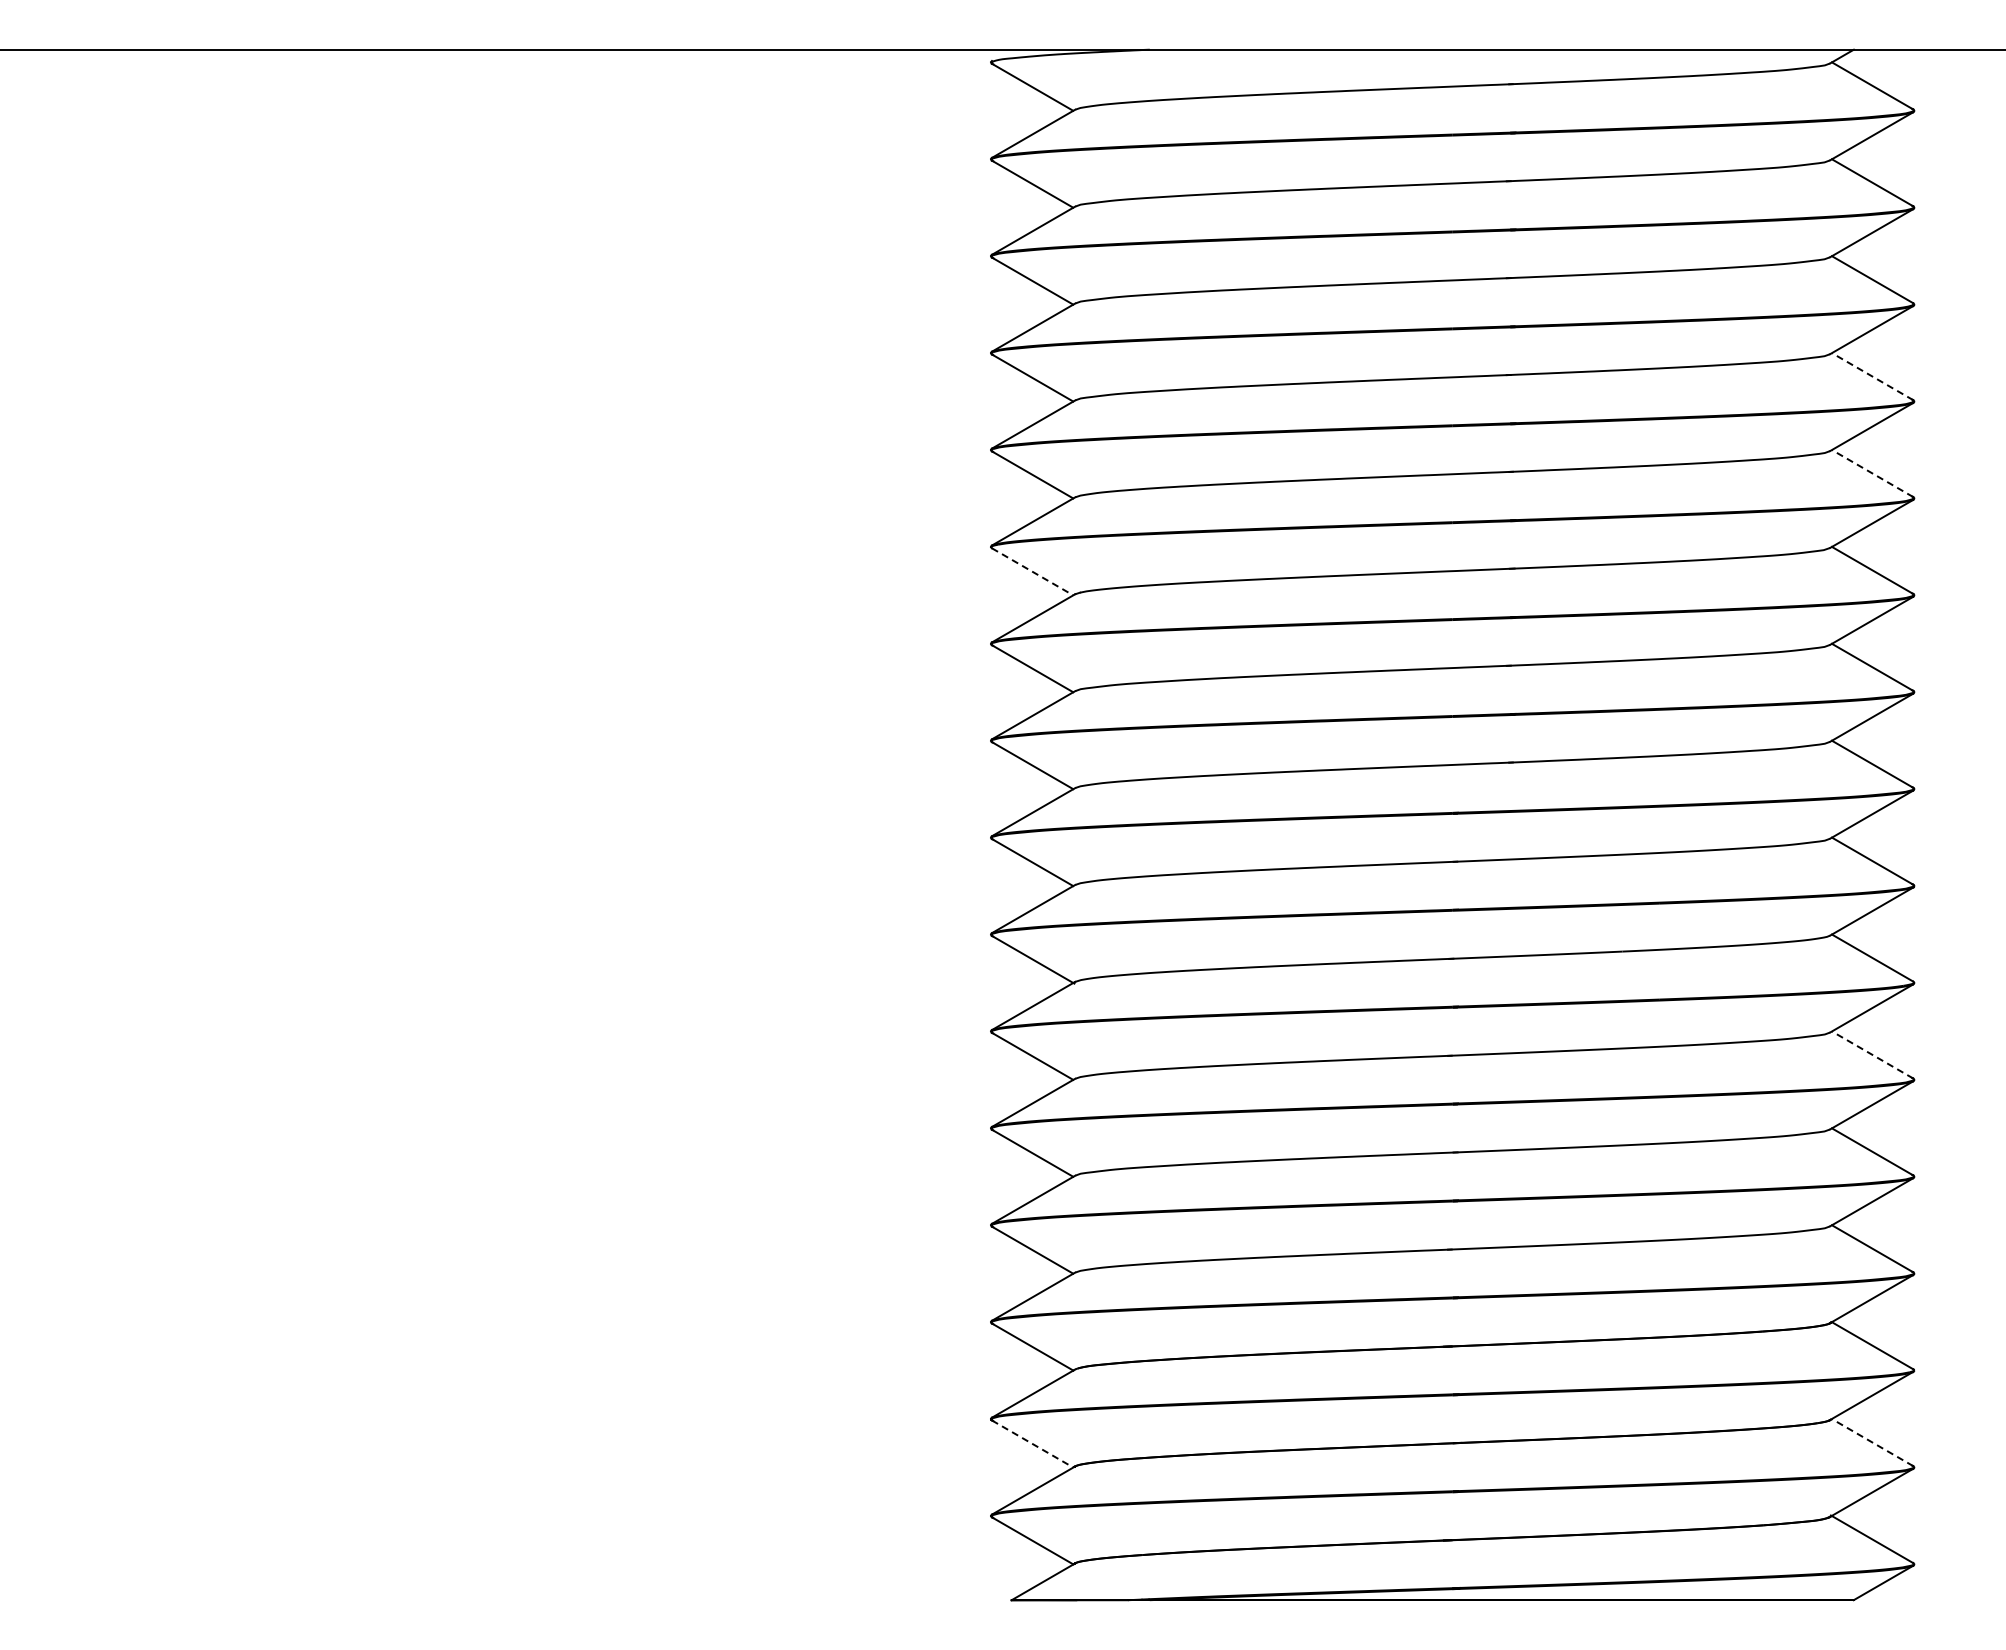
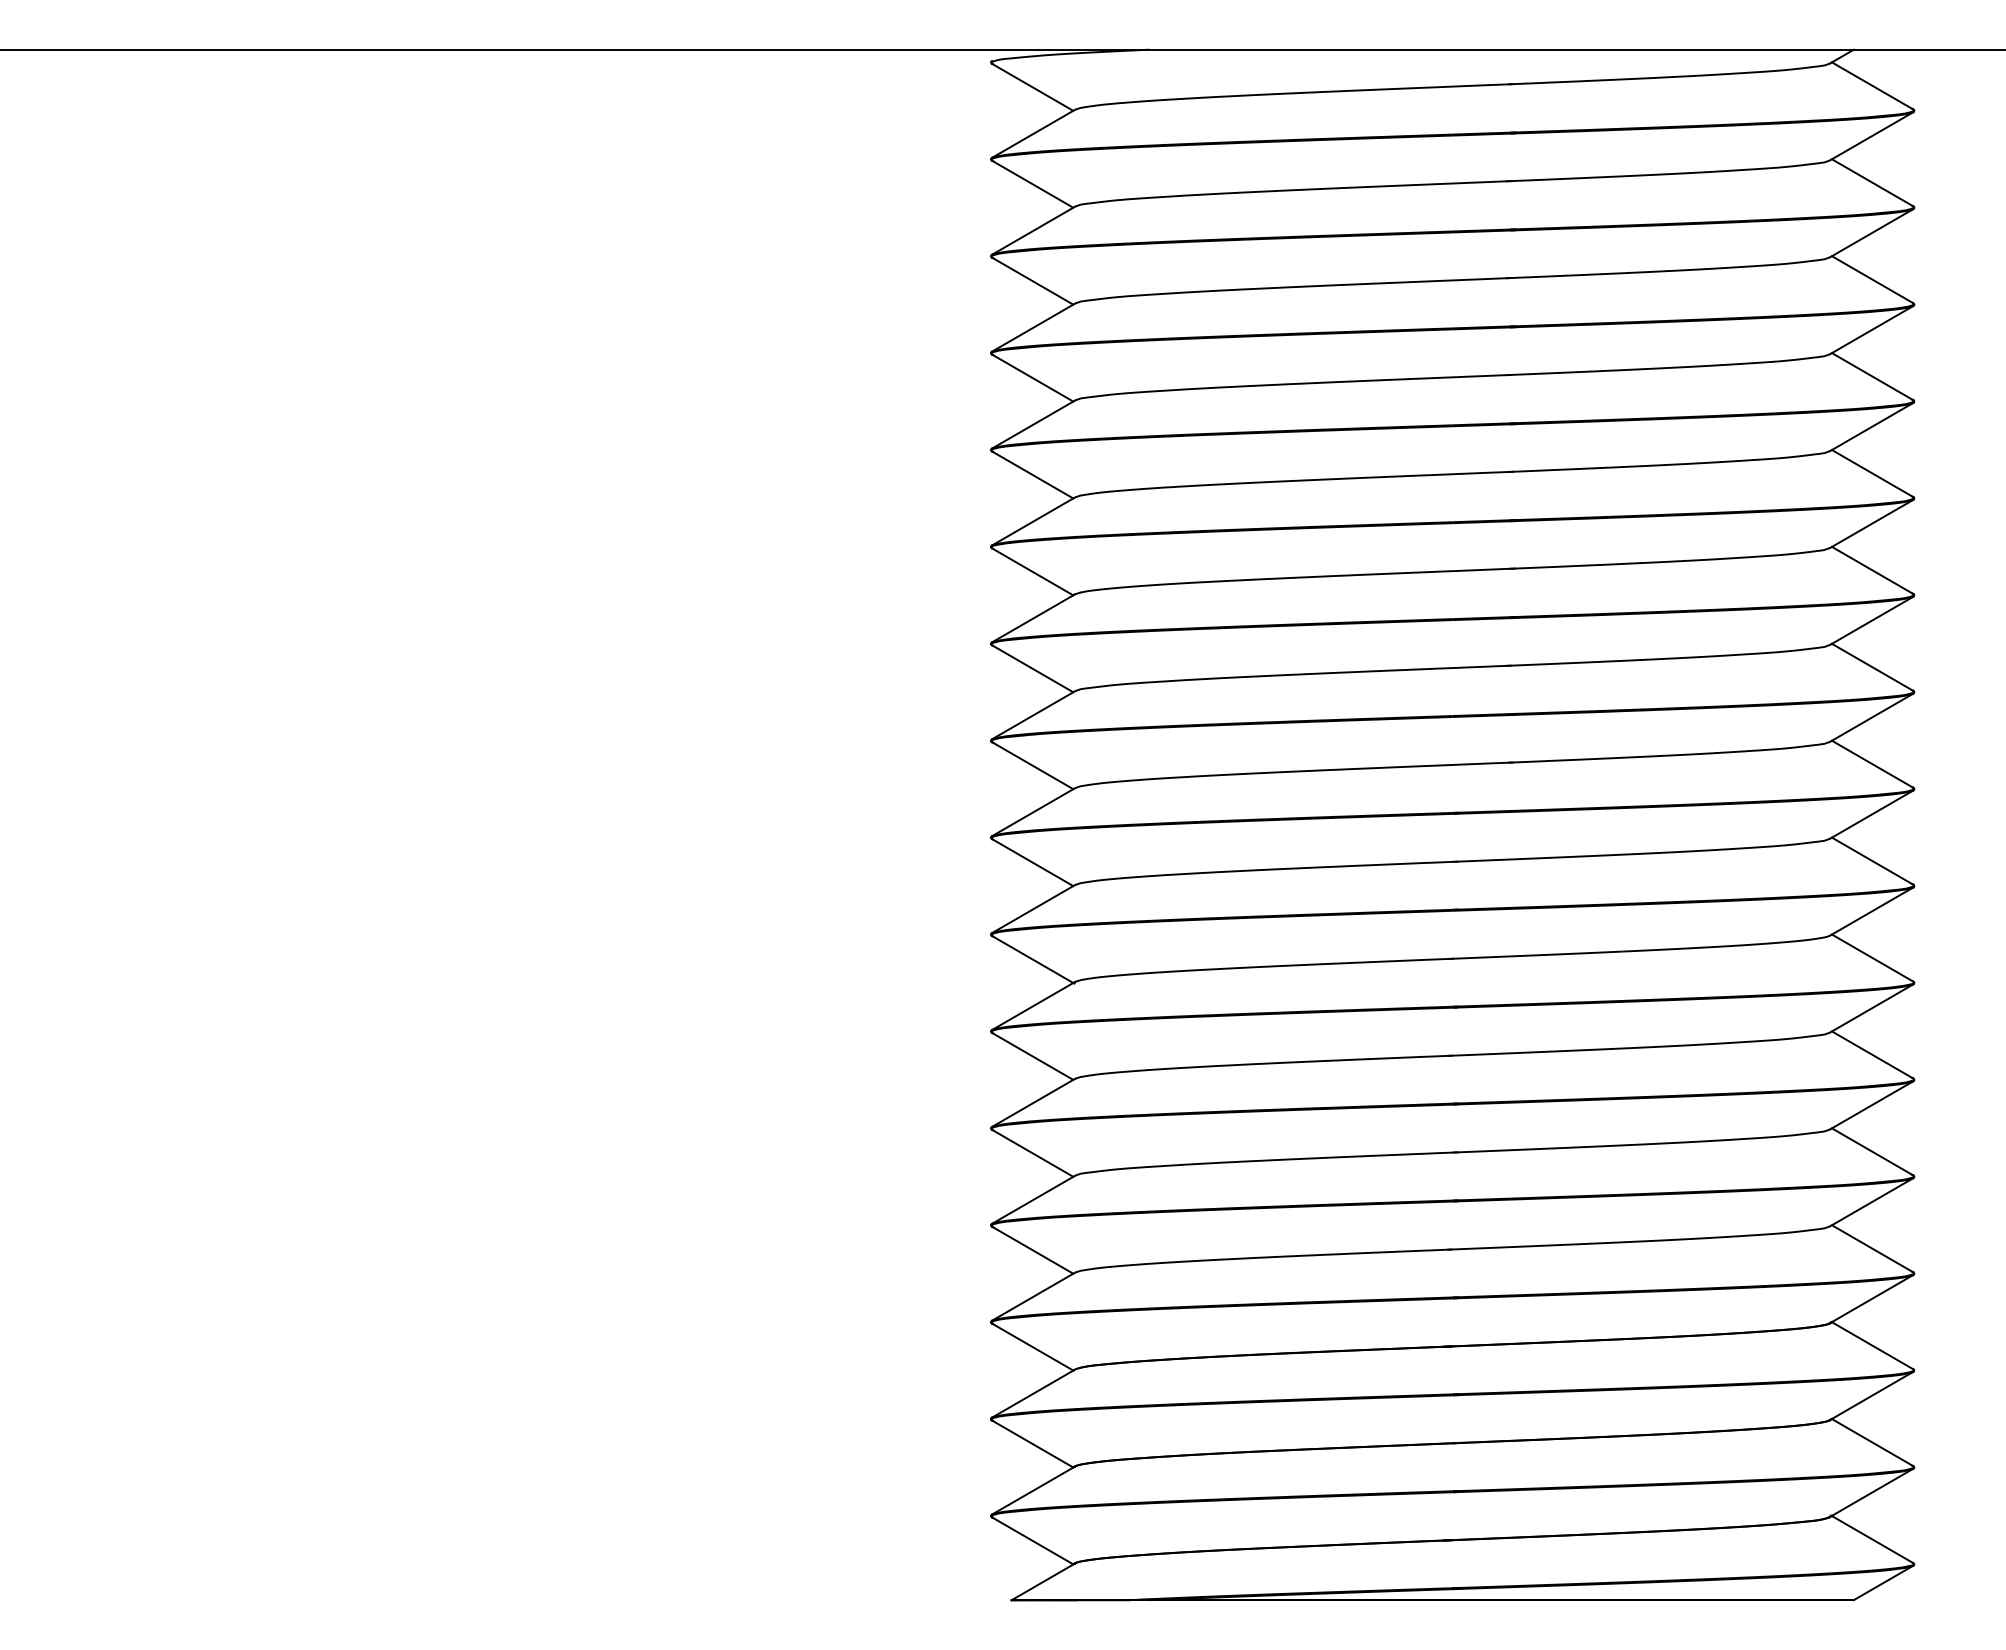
line: dashed -> solid (1872, 376)
line: dashed -> solid (1872, 473)
line: dashed -> solid (1032, 571)
line: dashed -> solid (1872, 1054)
line: dashed -> solid (1872, 1442)
line: dashed -> solid (1032, 1444)
